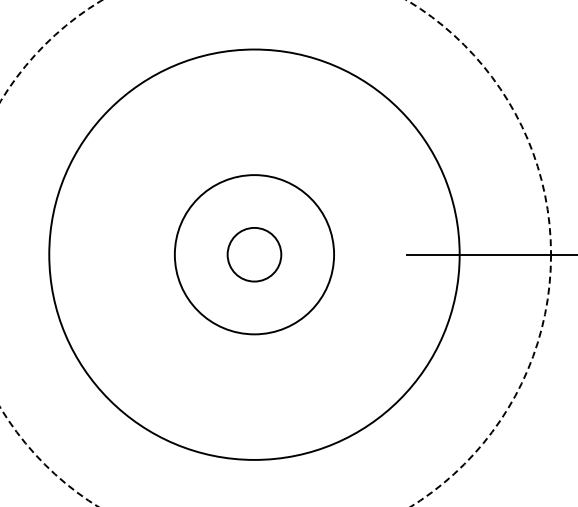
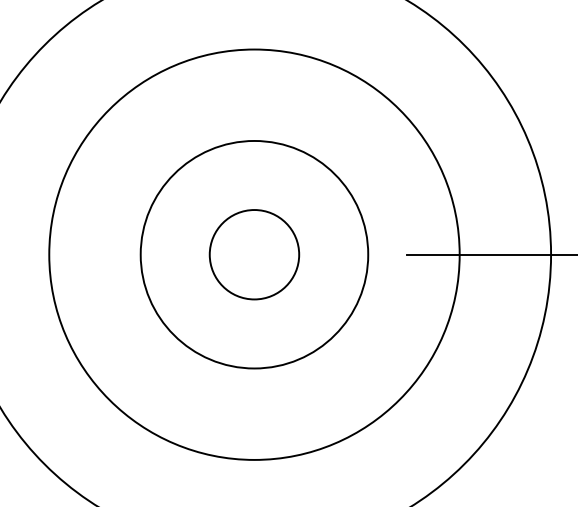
circle: dashed -> solid (275, 253)
circle diameter: 159 px -> 228 px (254, 254)
circle diameter: 54 px -> 89 px (254, 254)
